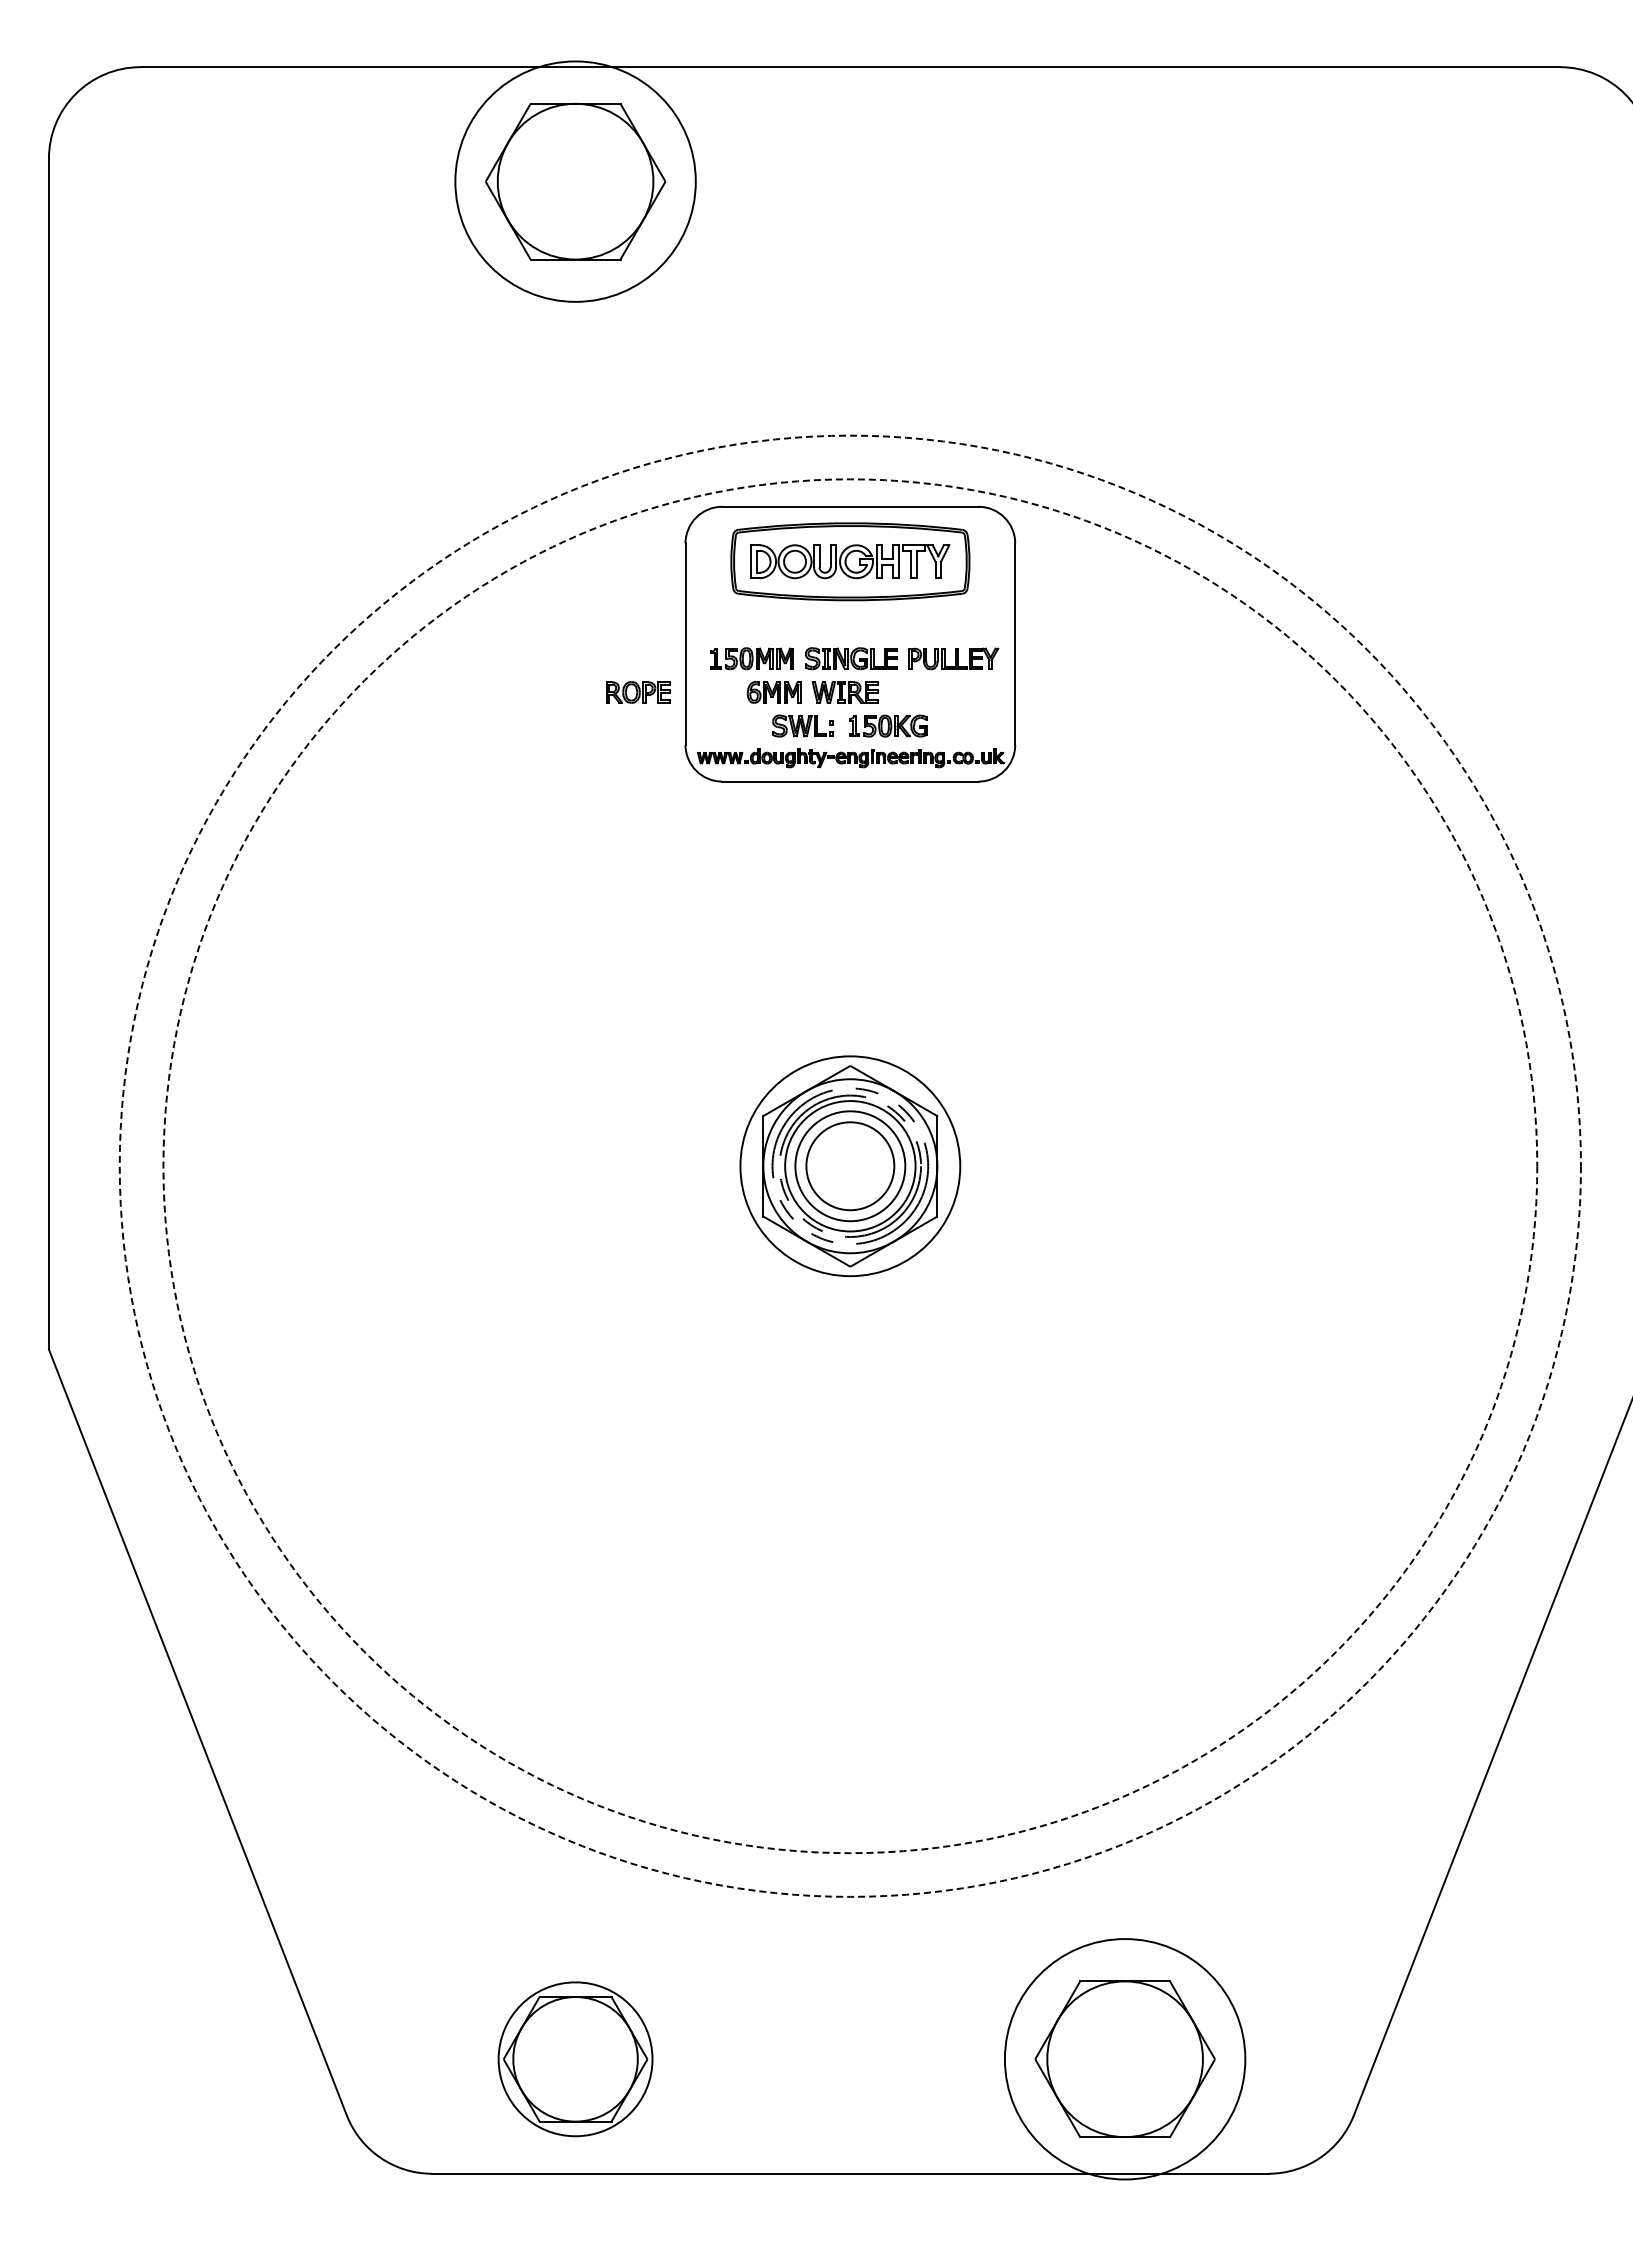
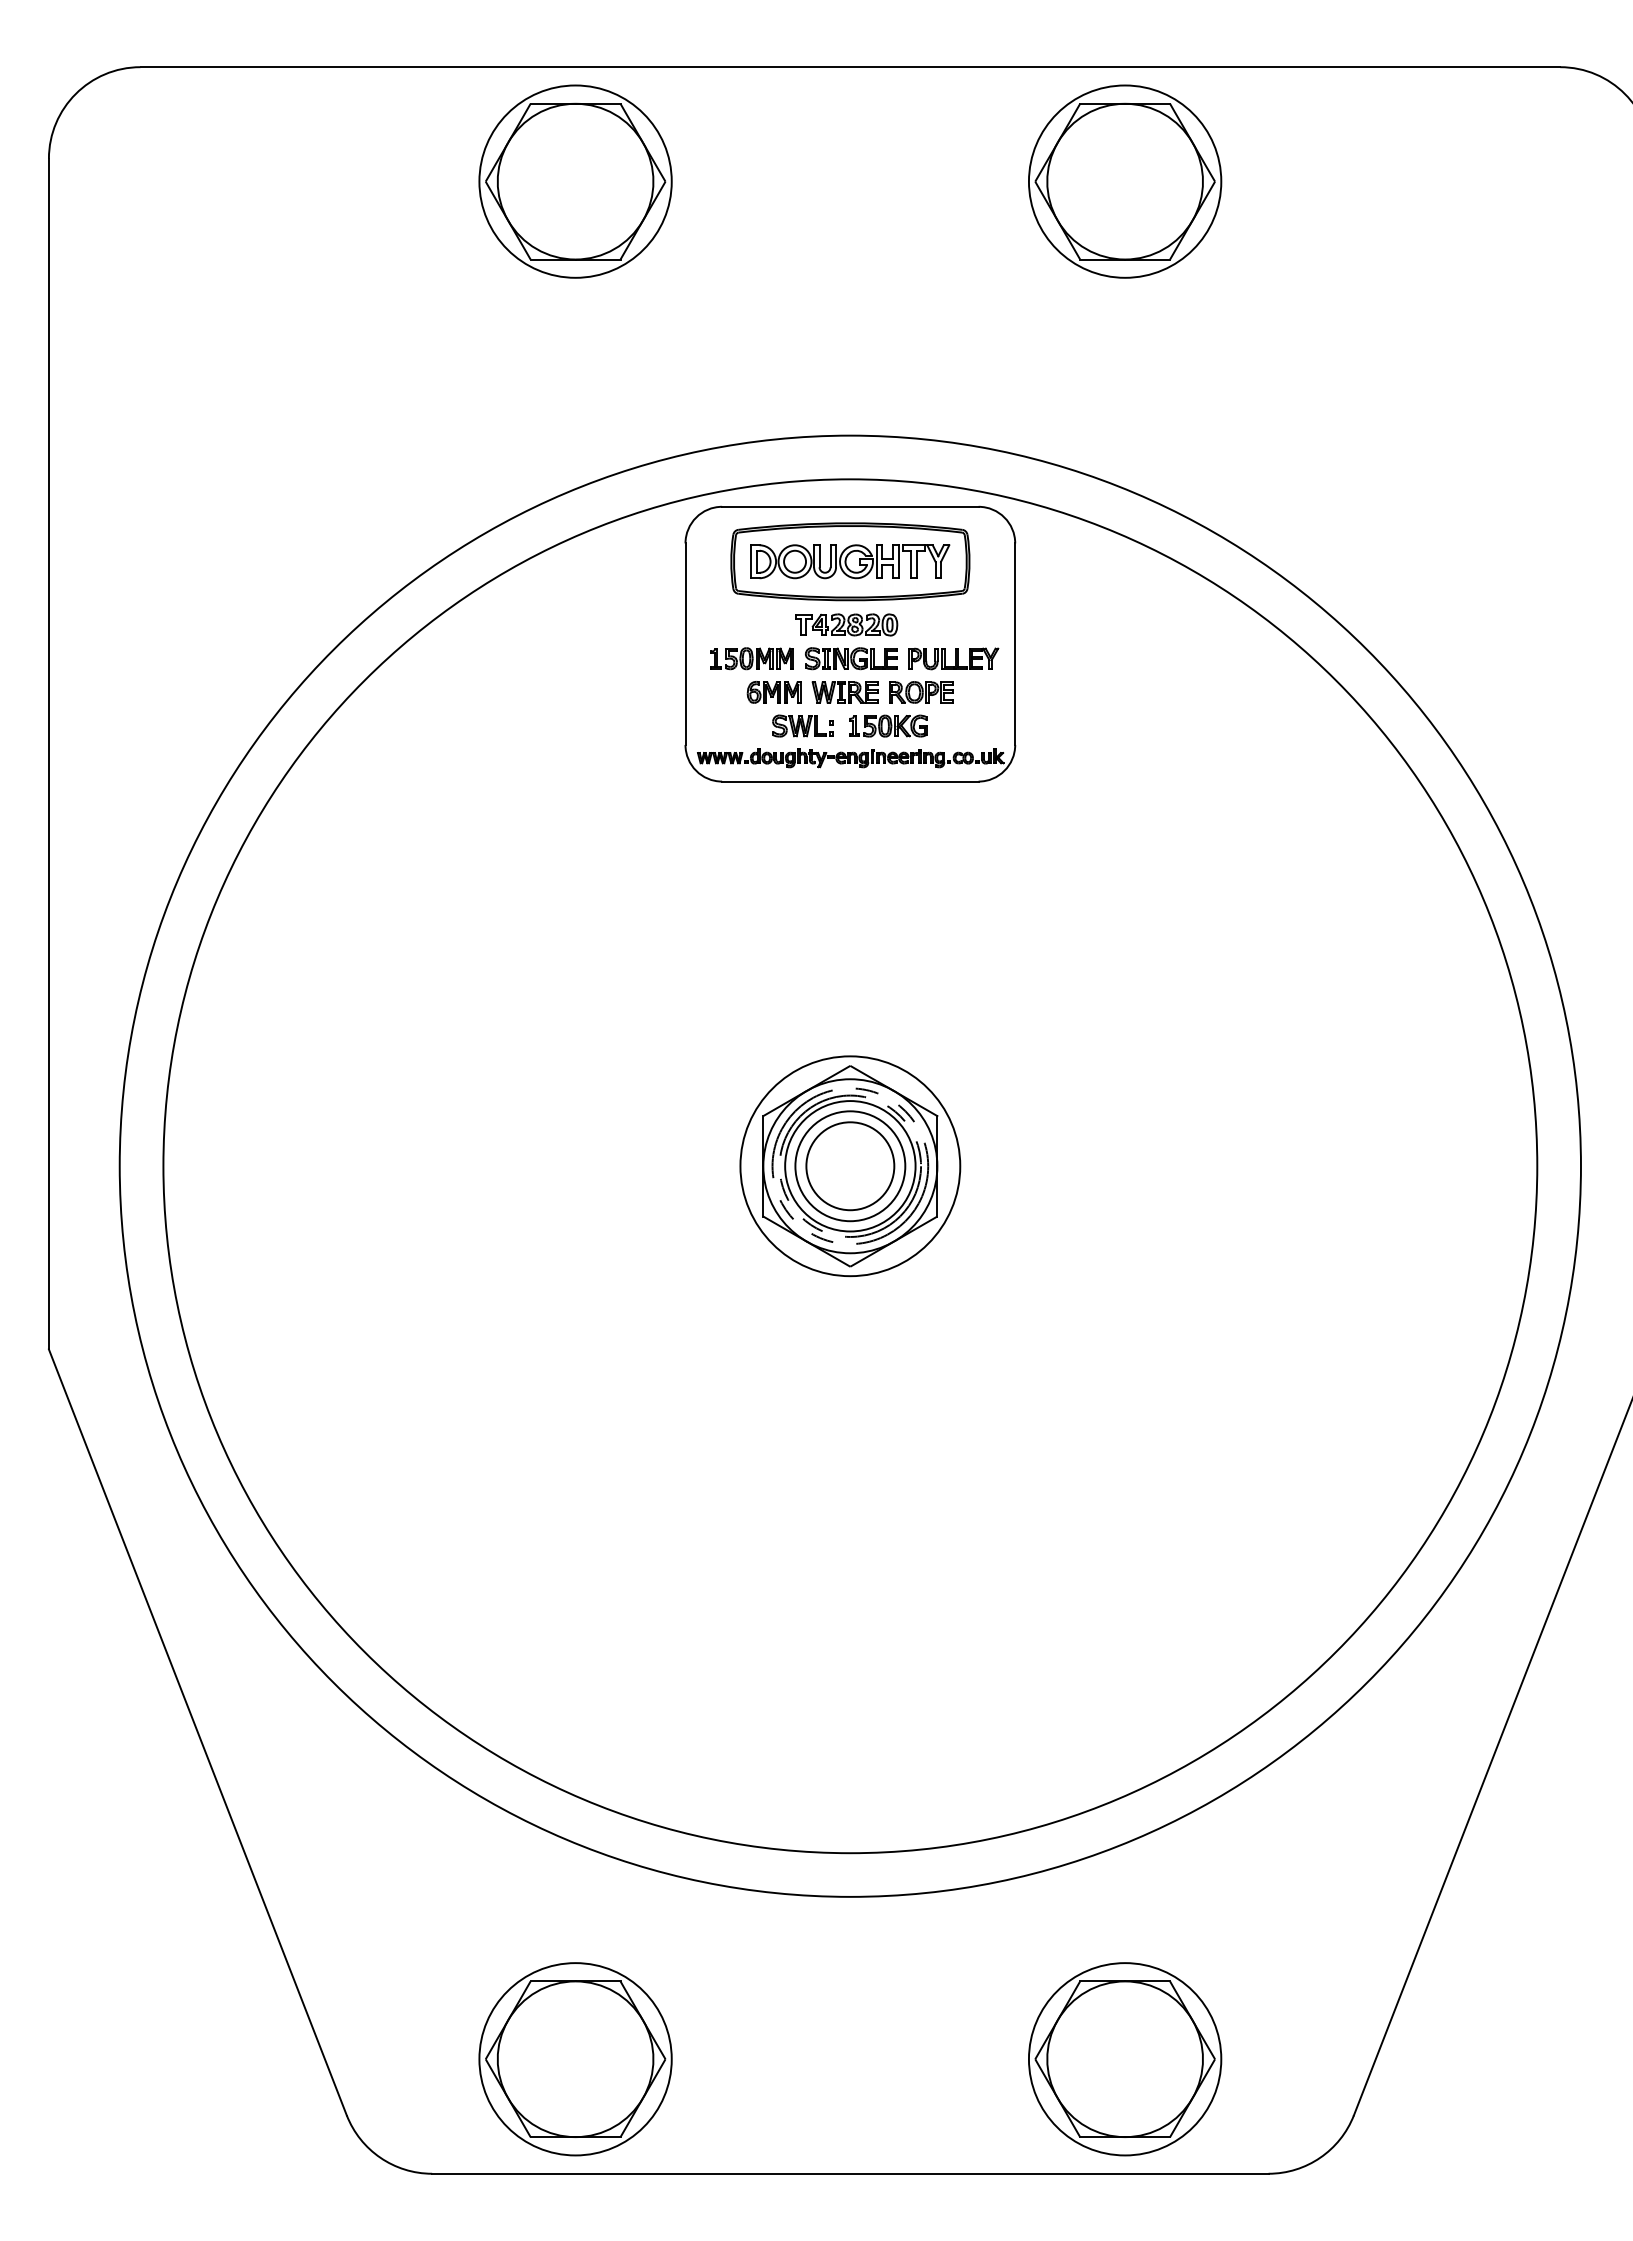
circle diameter: 240 px -> 192 px (575, 181)
part: none -> present (1125, 181)
part: none -> present (846, 624)
part position: (638, 692) -> (921, 692) (921, 692)
circle: dashed -> solid (849, 1165)
circle: dashed -> solid (850, 1166)
part size: 157x157 px -> 195x195 px (575, 2059)
circle diameter: 240 px -> 192 px (1124, 2059)
